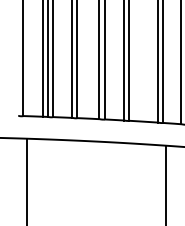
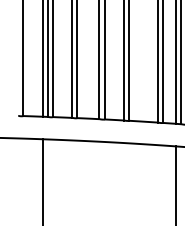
line: none -> present (176, 62)
line position: (26, 180) -> (42, 180) (42, 180)
line position: (166, 184) -> (176, 184) (176, 184)
